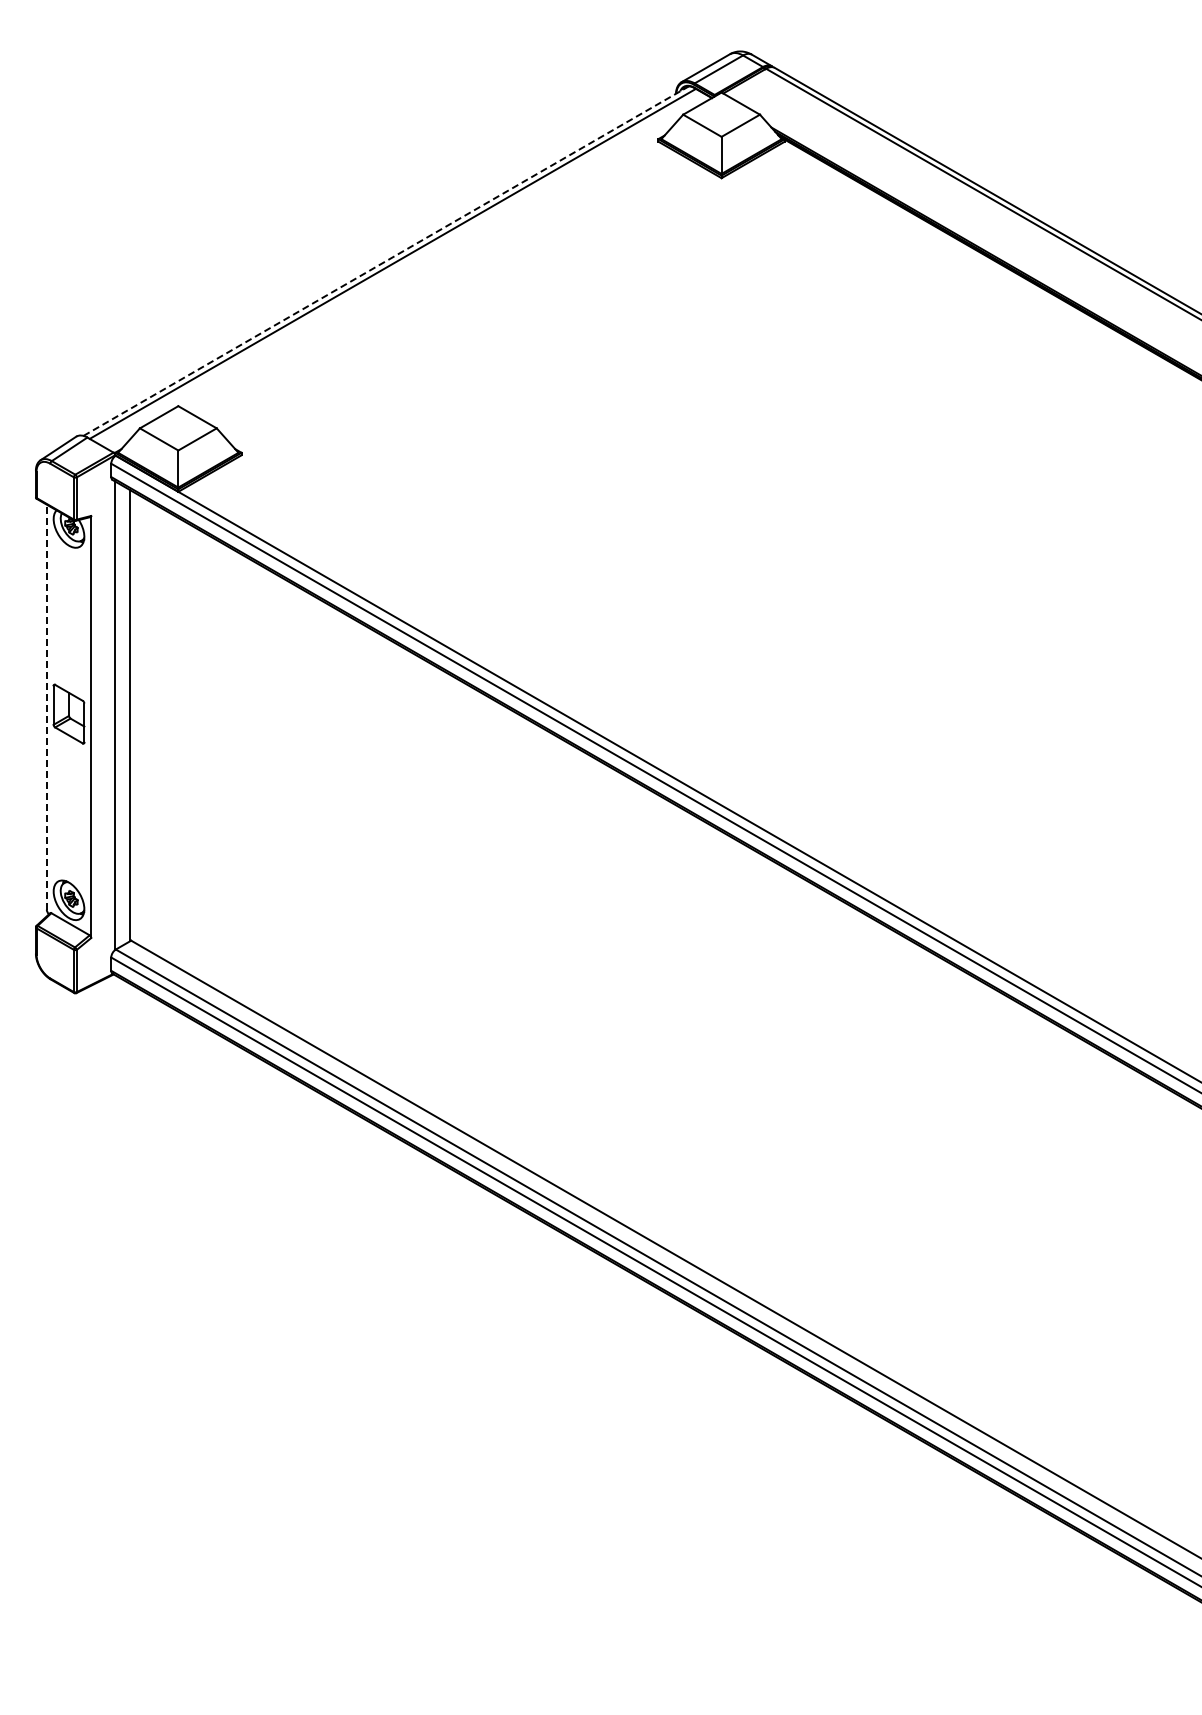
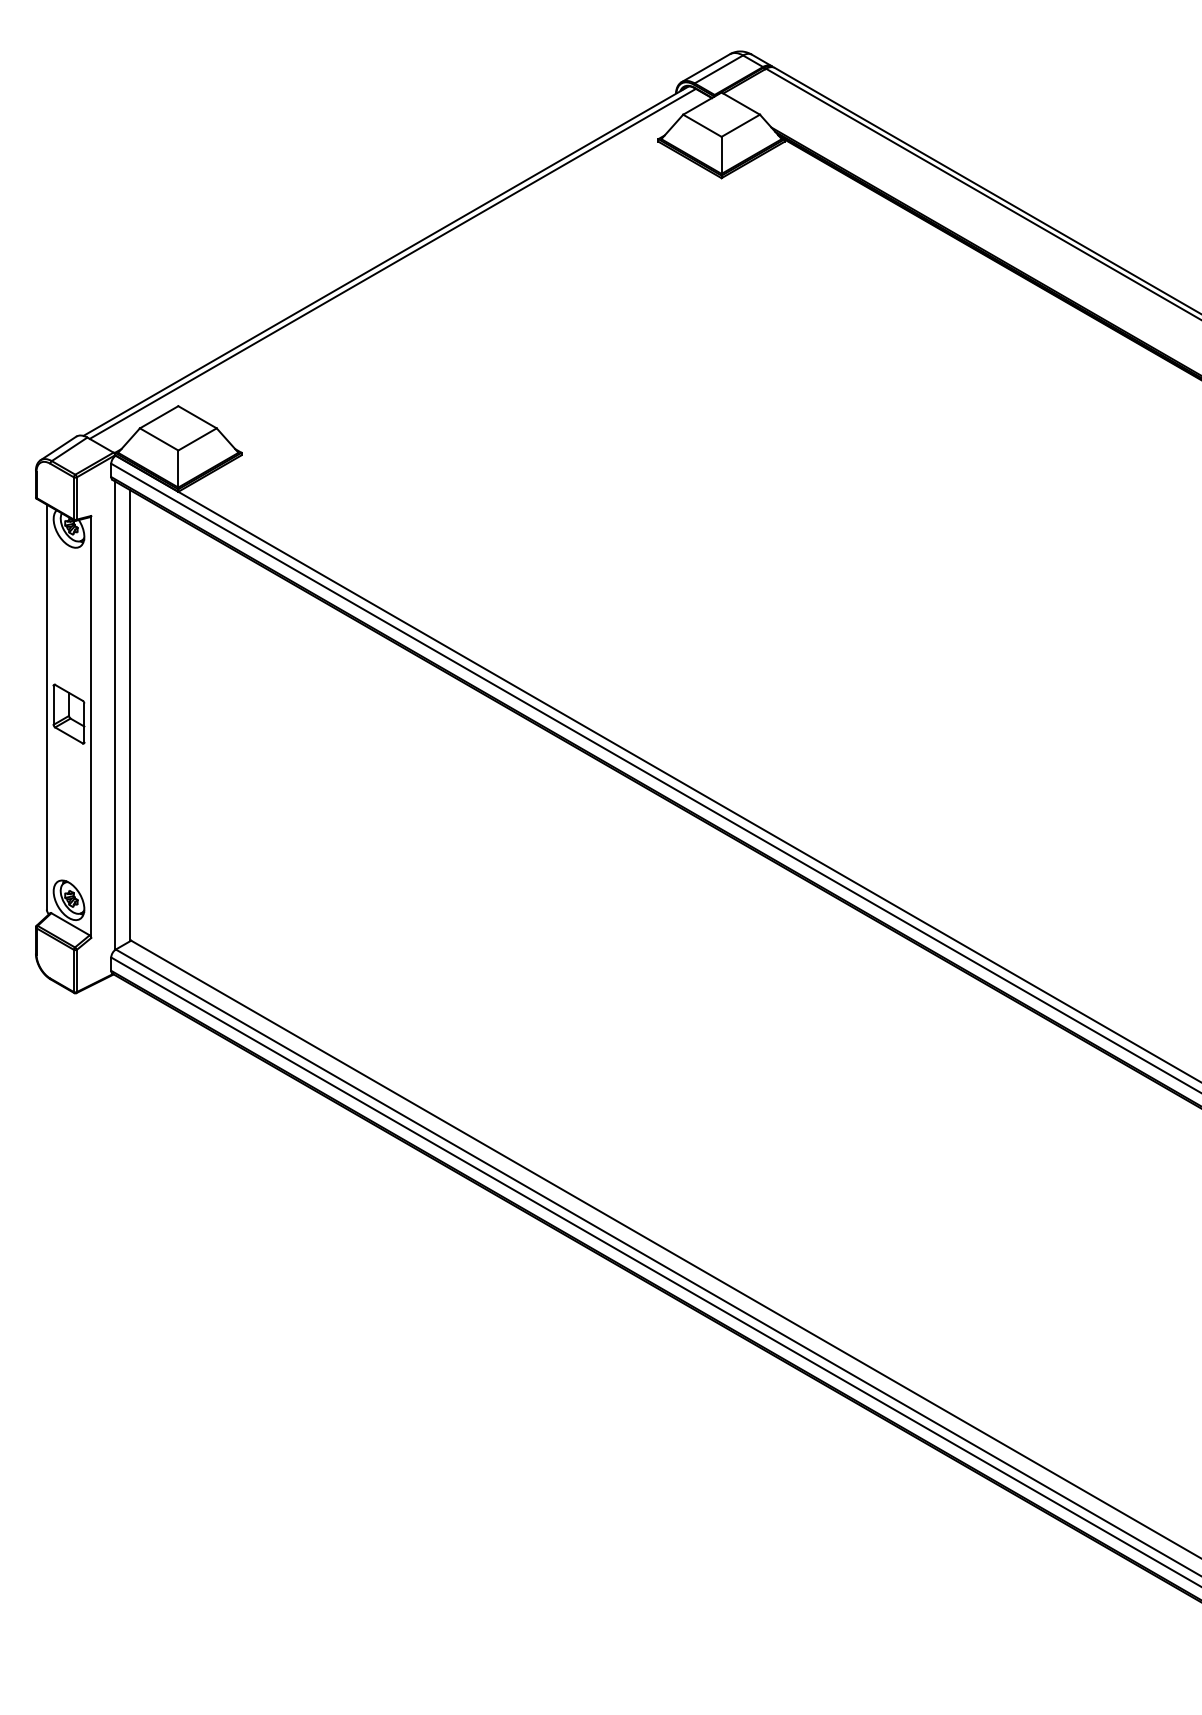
line: dashed -> solid (386, 260)
line: dashed -> solid (46, 706)
